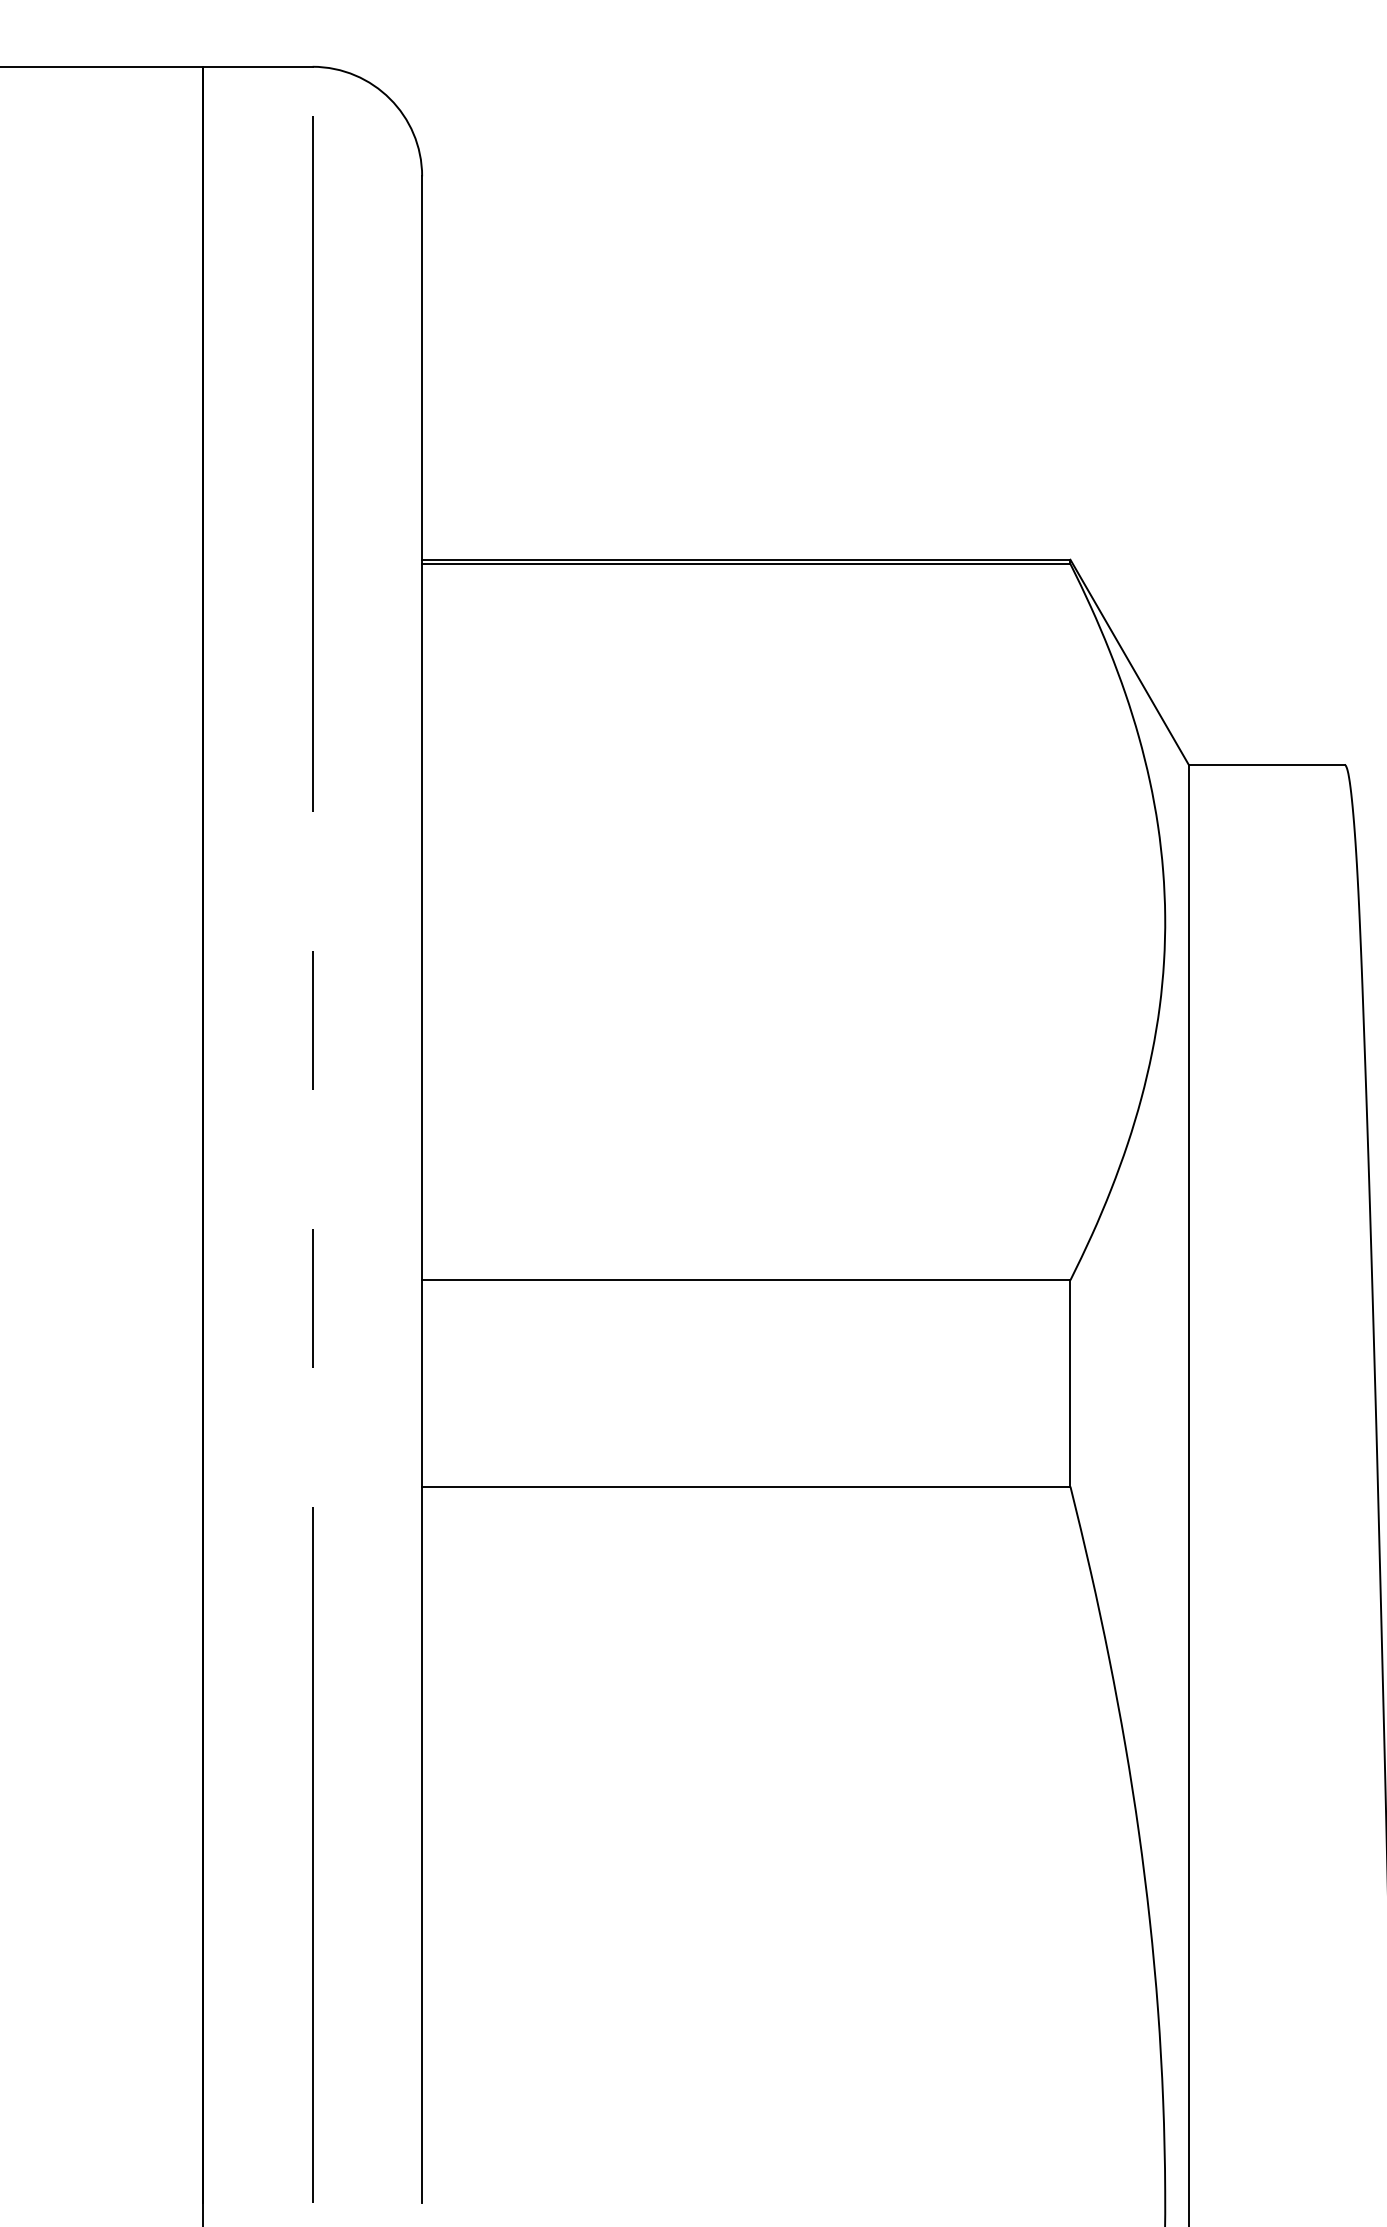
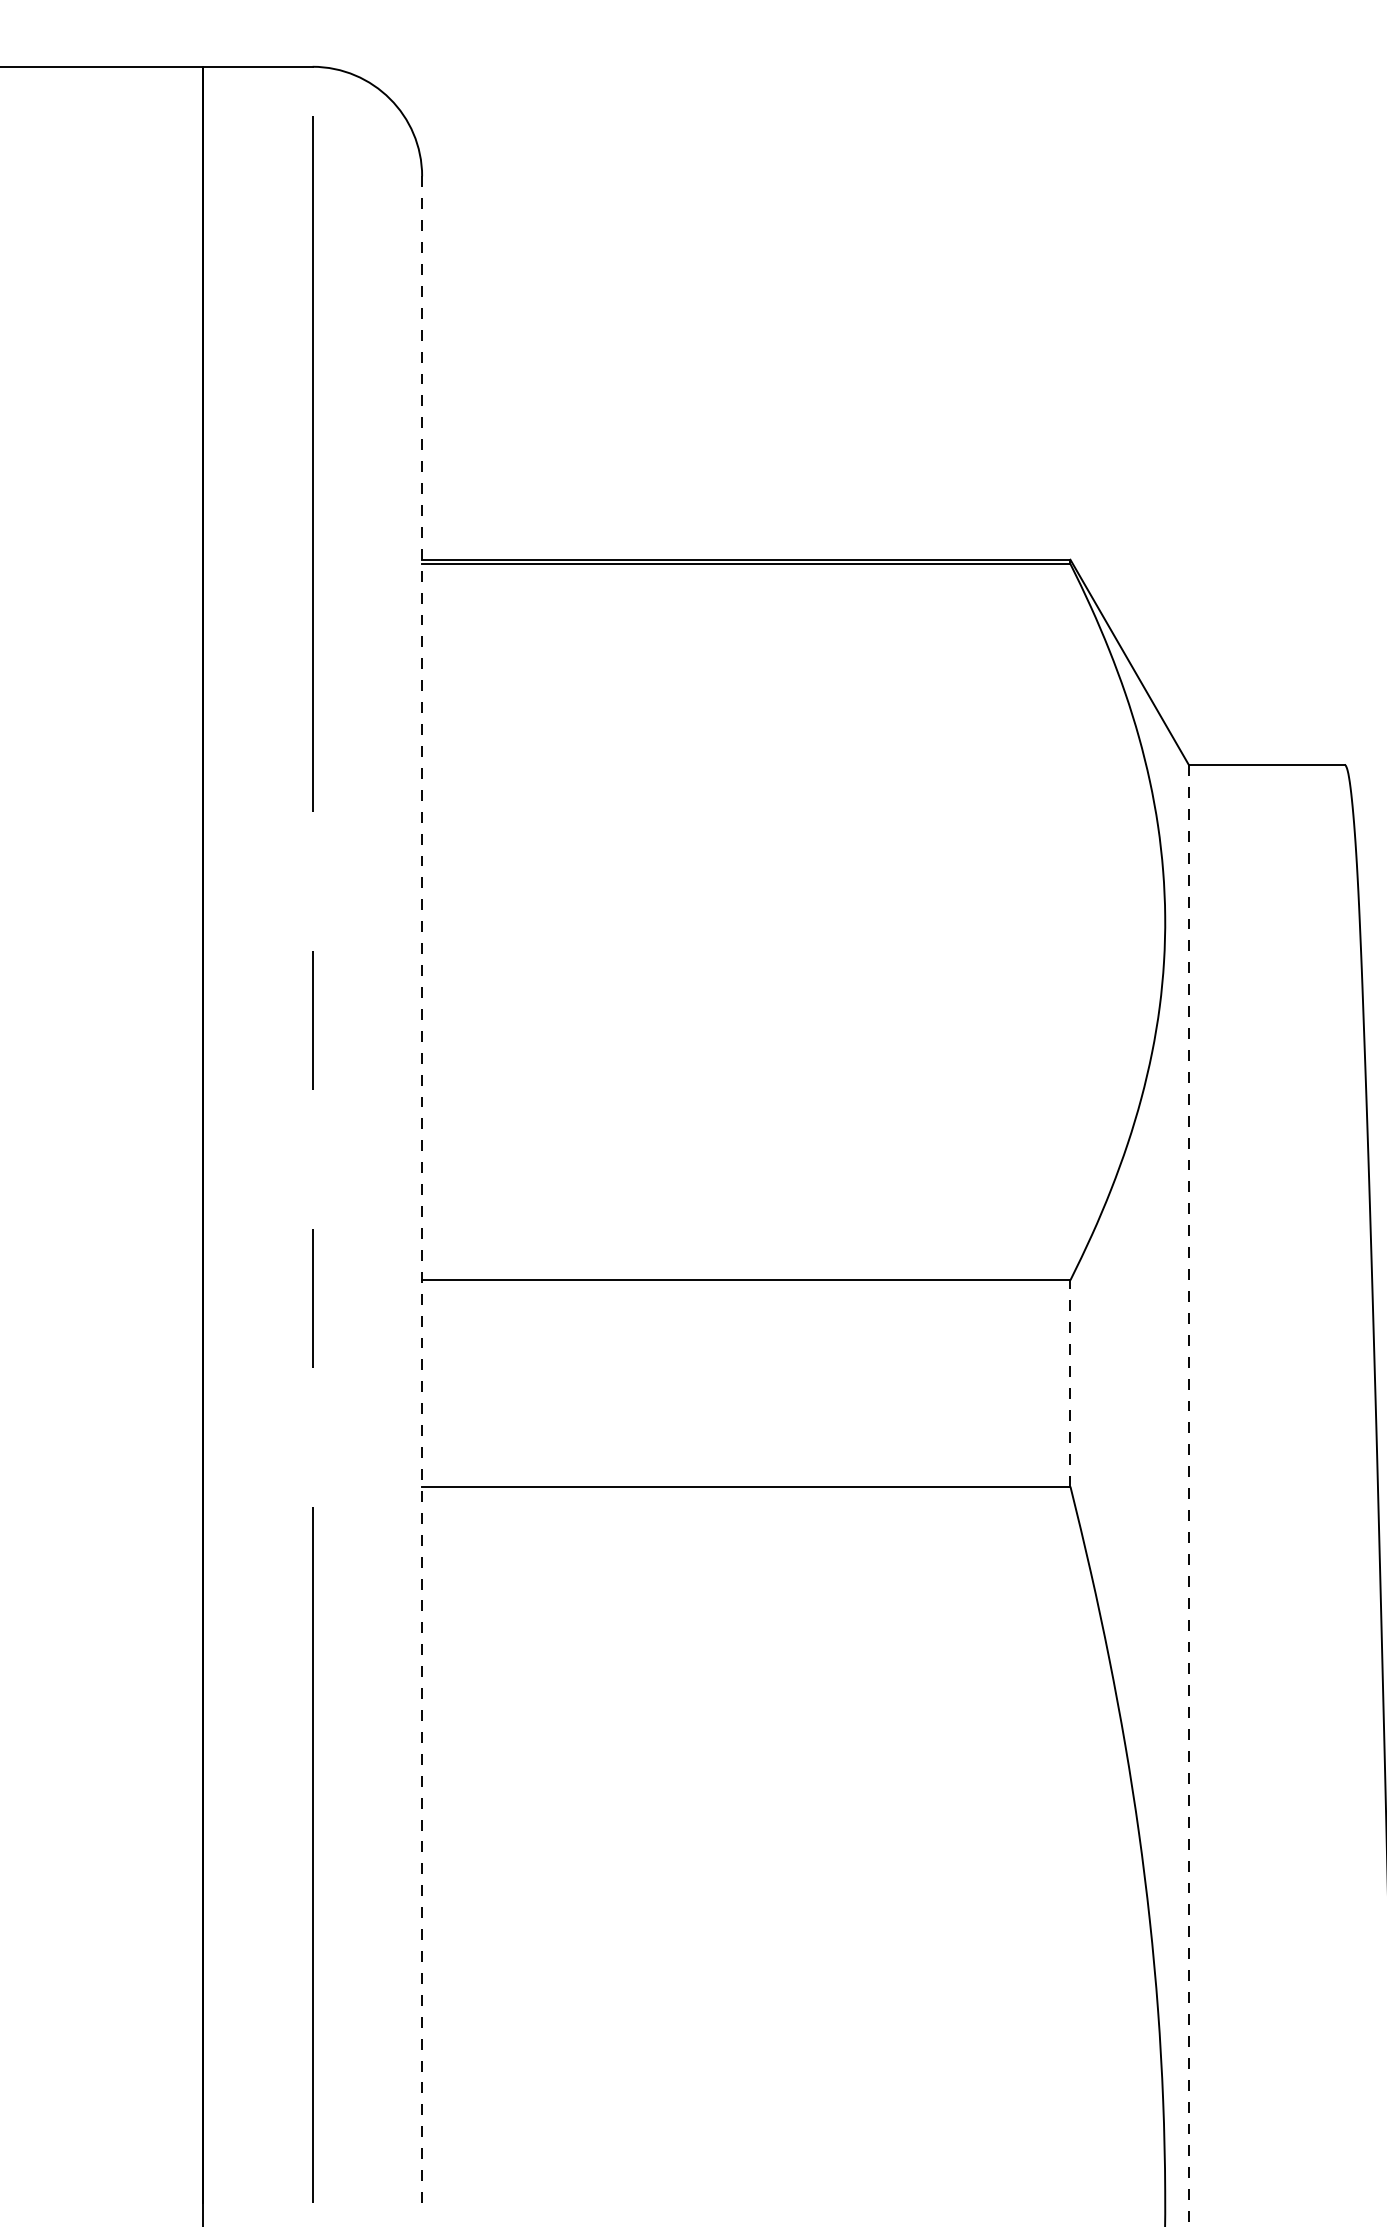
line: solid -> dashed (422, 1189)
line: solid -> dashed (1070, 1382)
line: solid -> dashed (1188, 1496)
